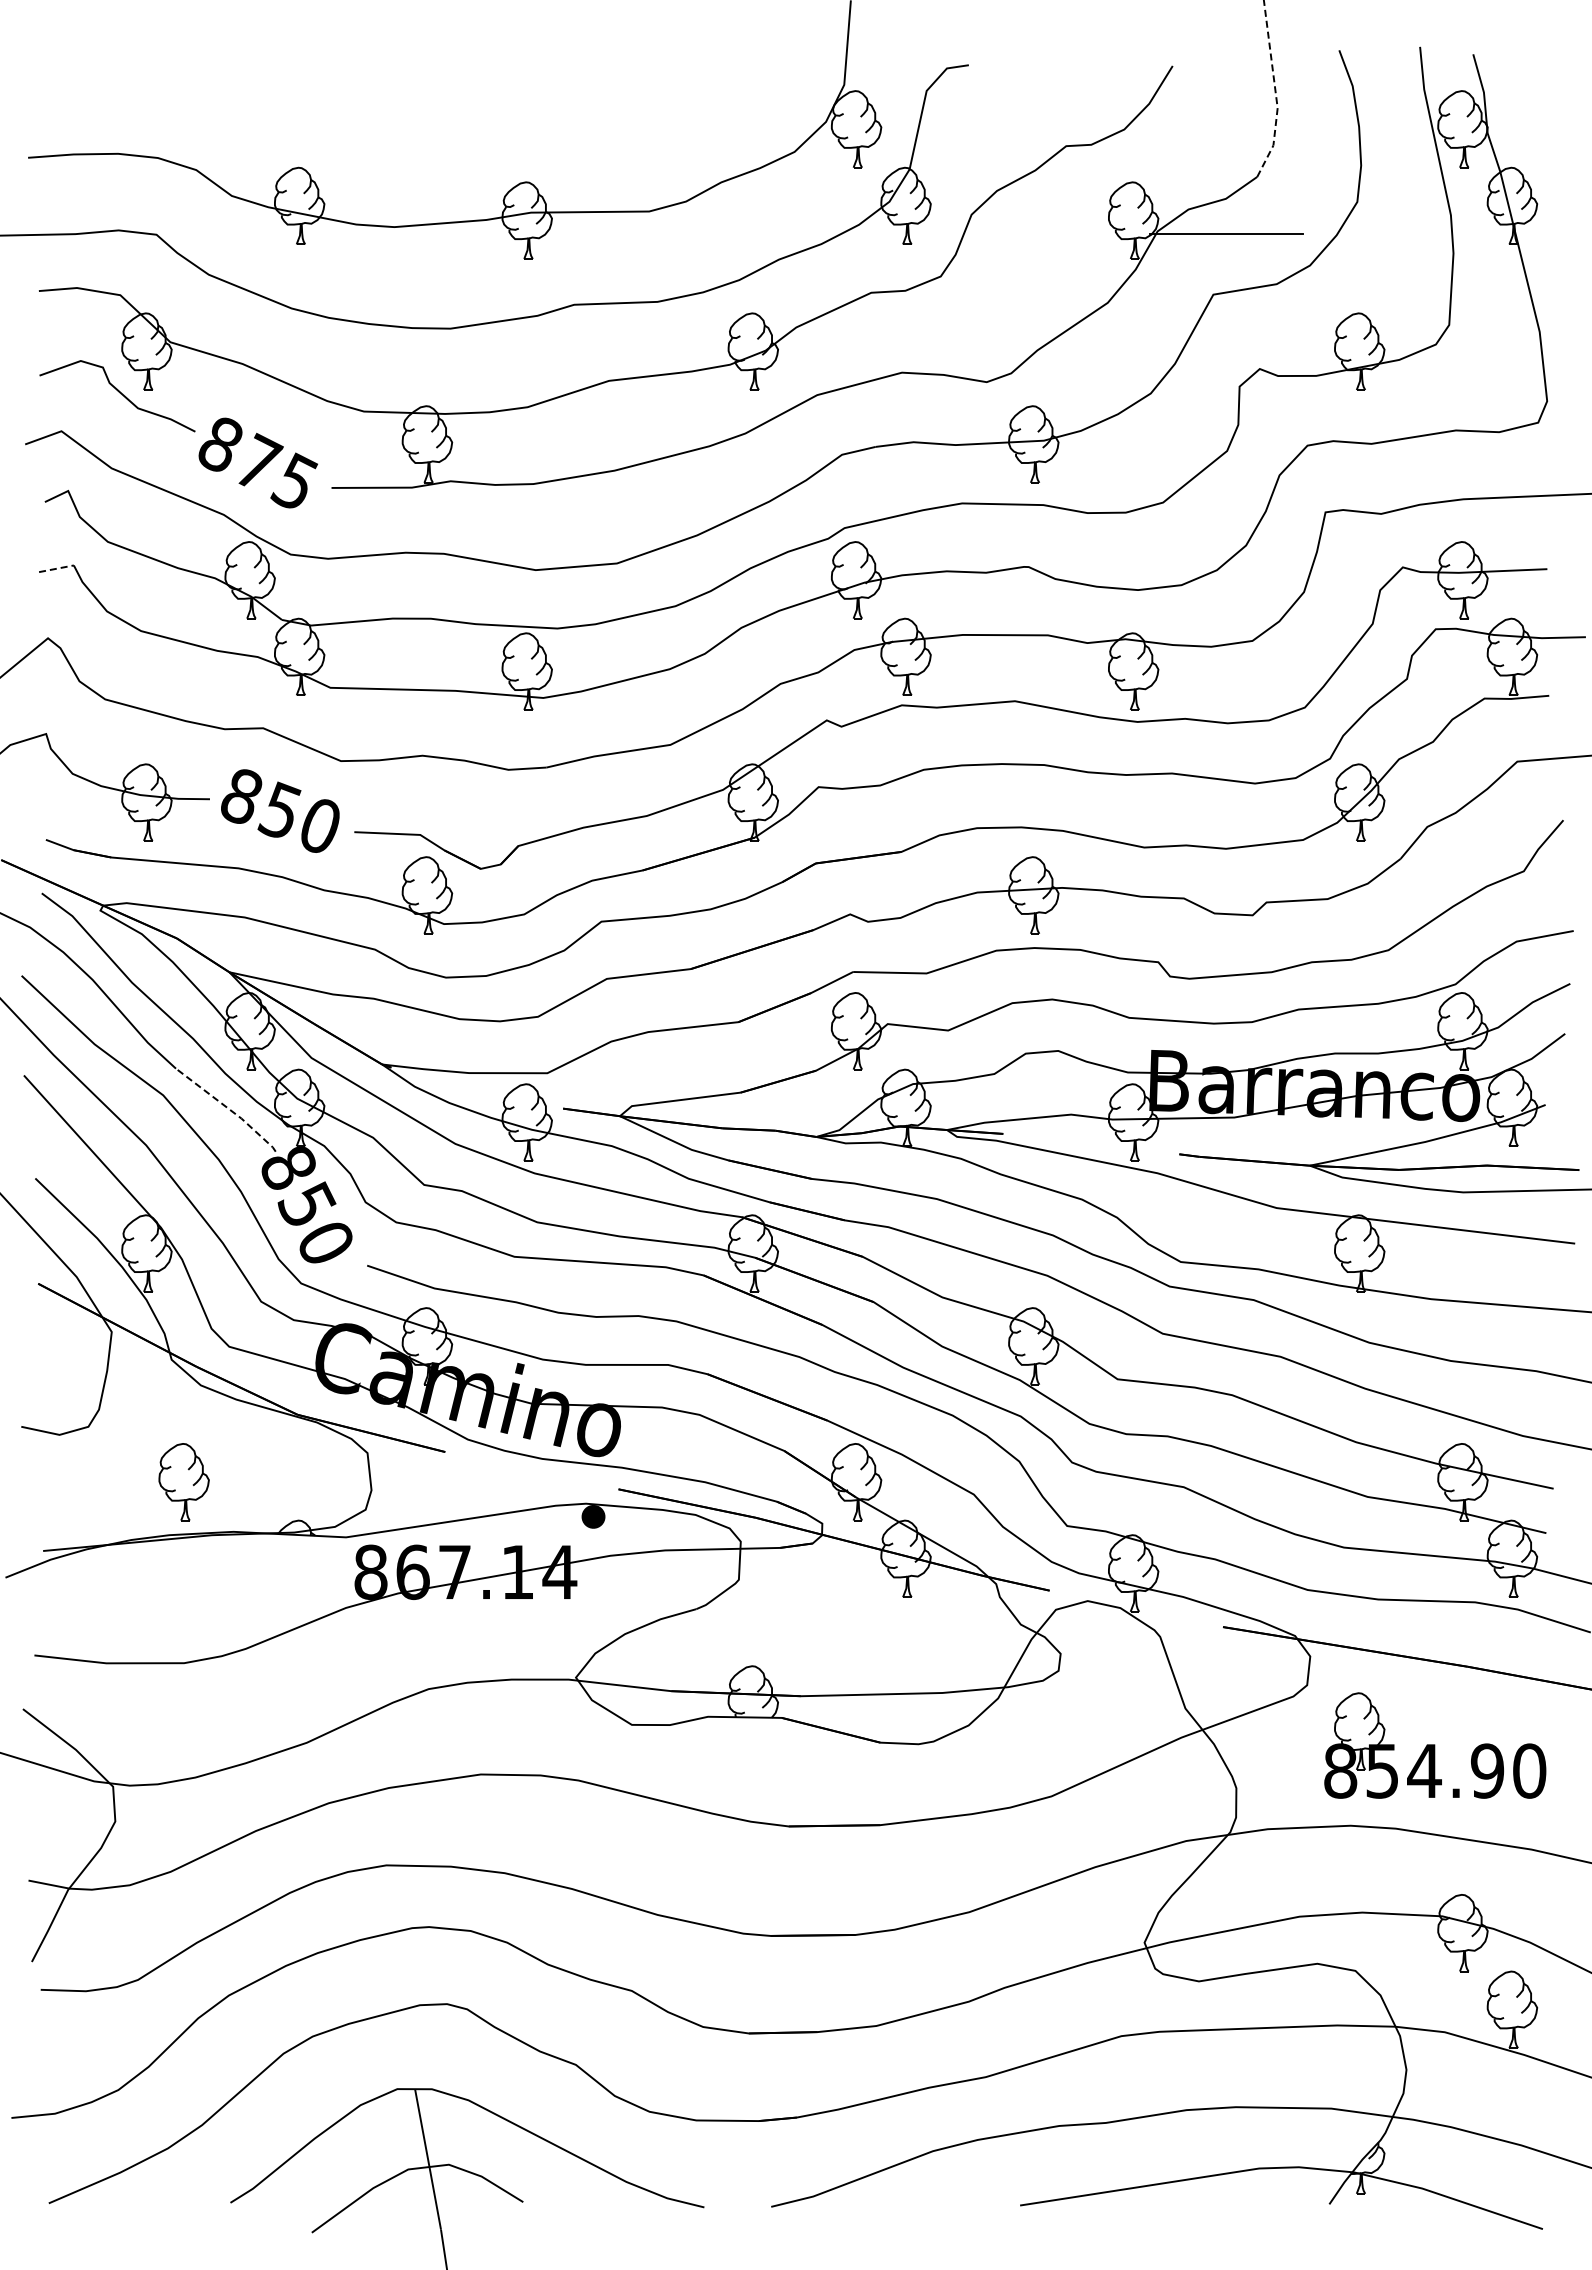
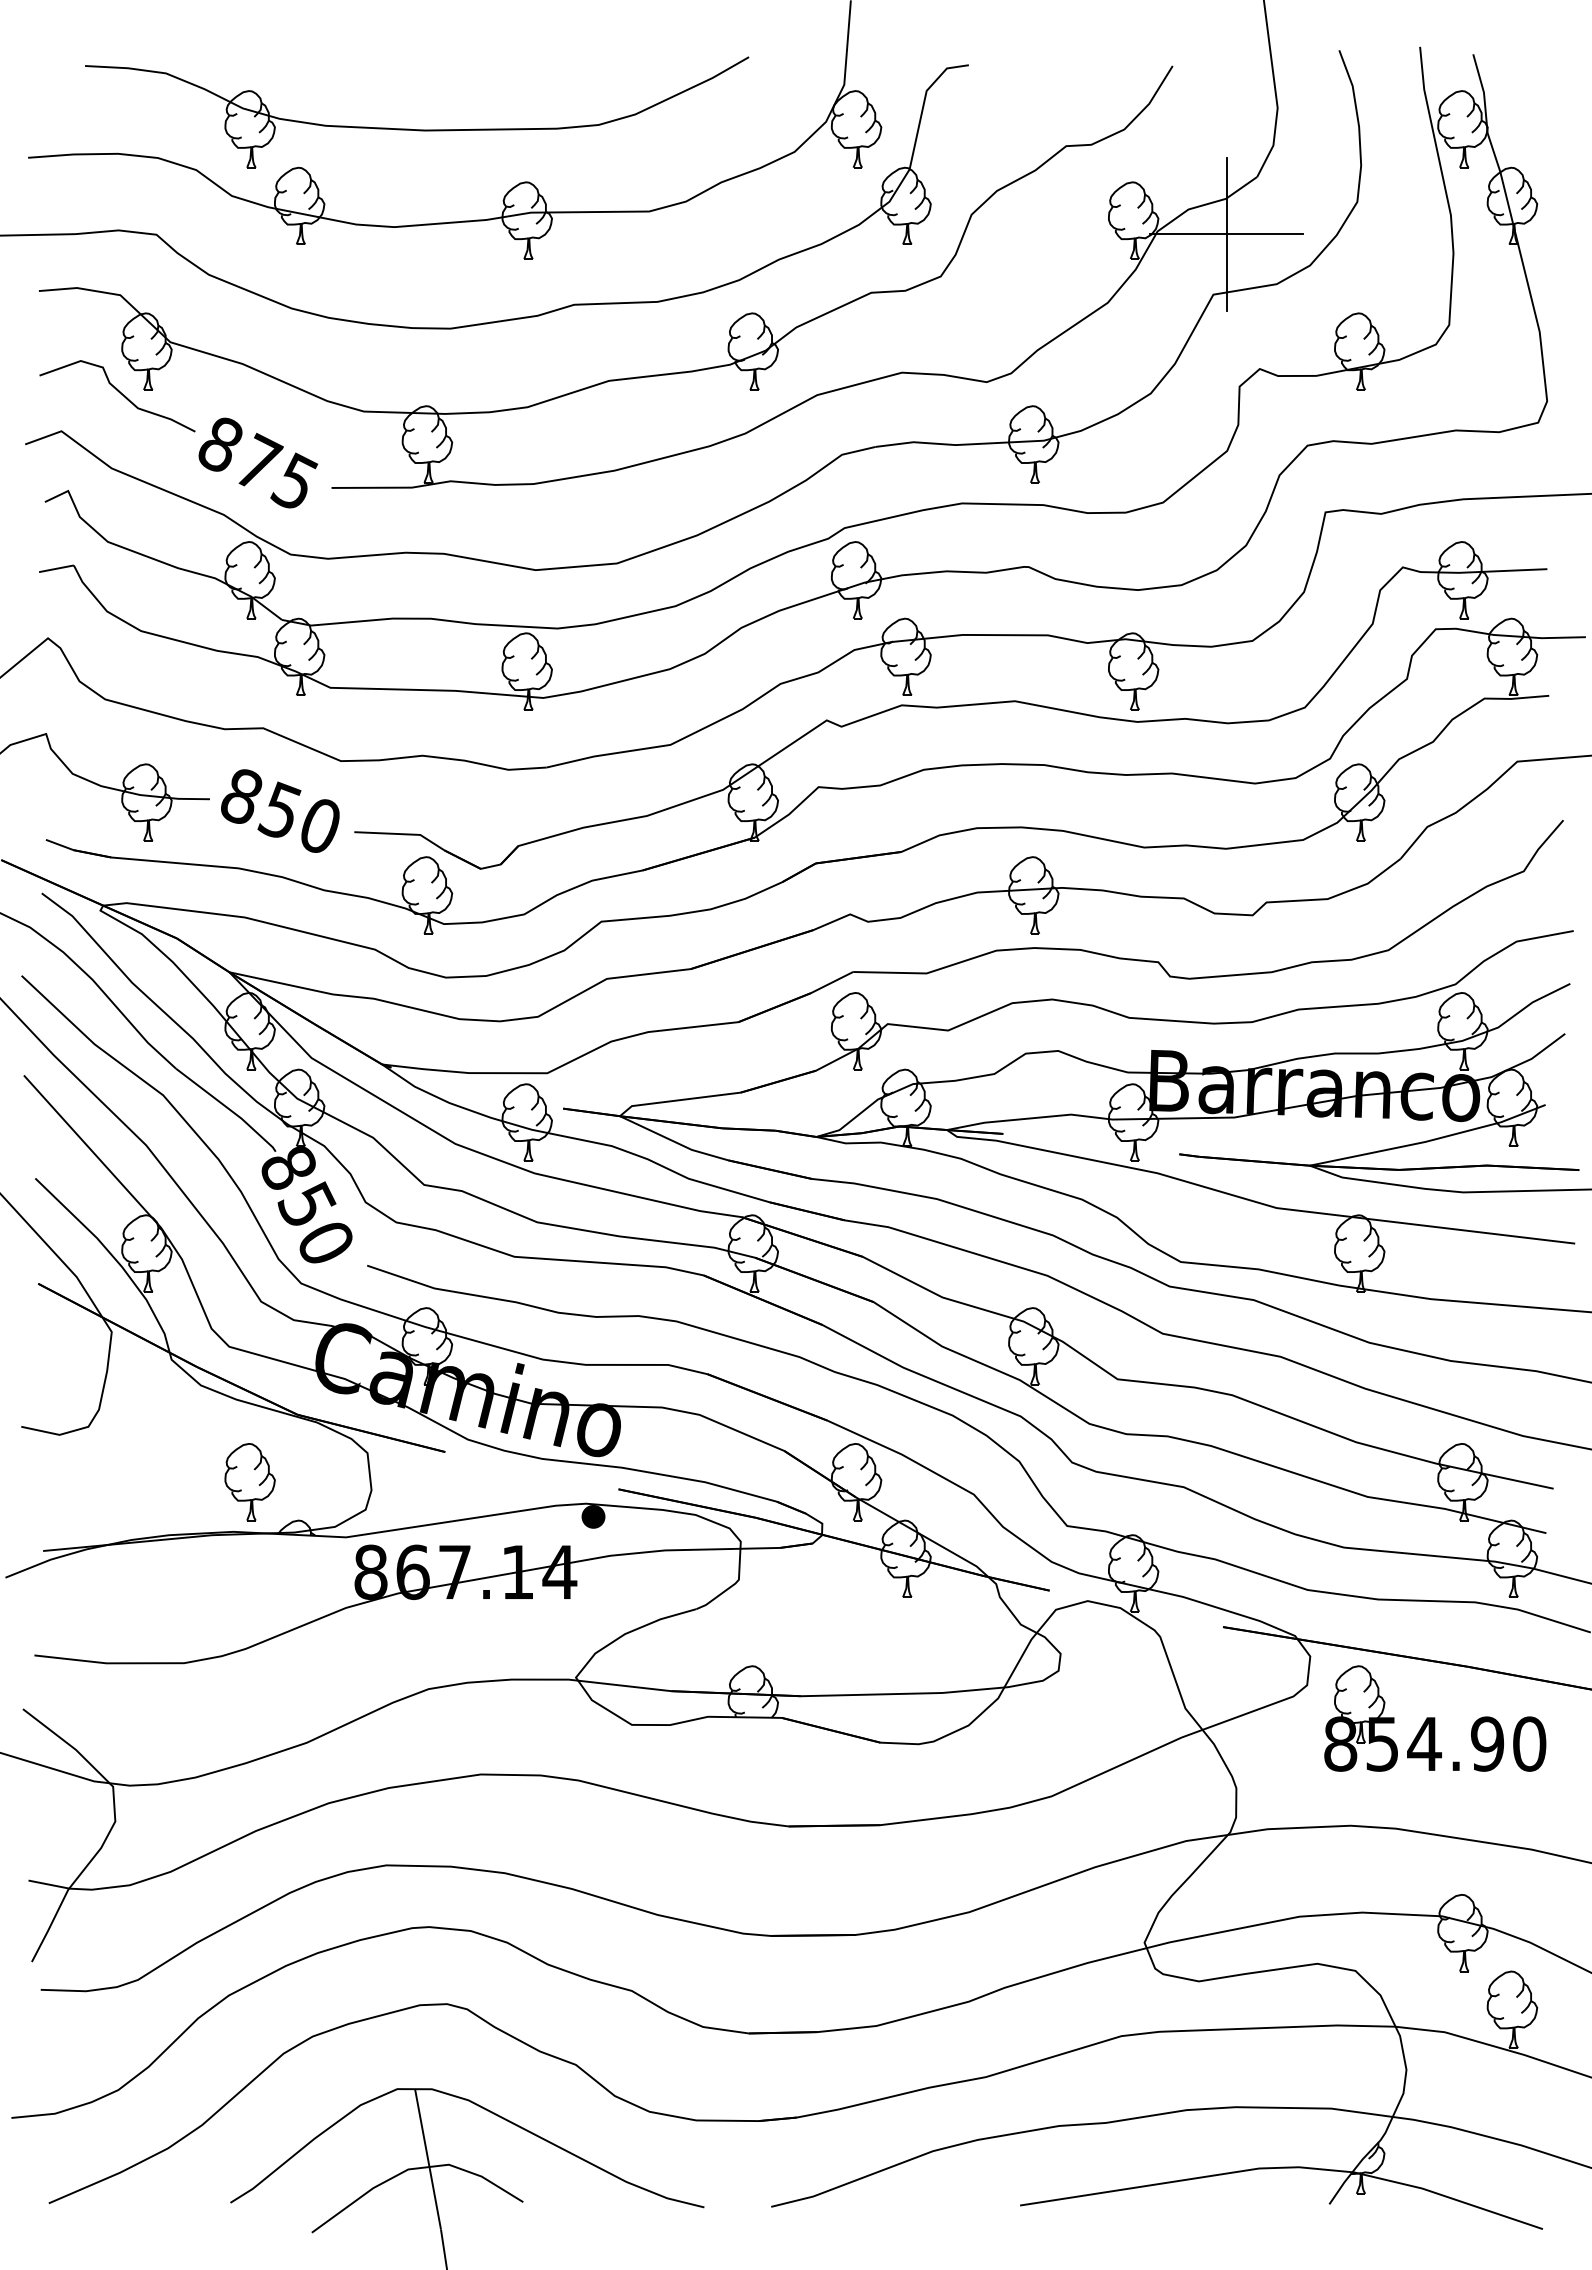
line: dashed -> solid (1275, 91)
part: none -> present (417, 129)
line: none -> present (1226, 234)
line: dashed -> solid (56, 568)
line: dashed -> solid (228, 1108)
part position: (183, 1482) -> (249, 1482) (249, 1482)
part position: (1435, 1745) -> (1435, 1718) (1435, 1718)
